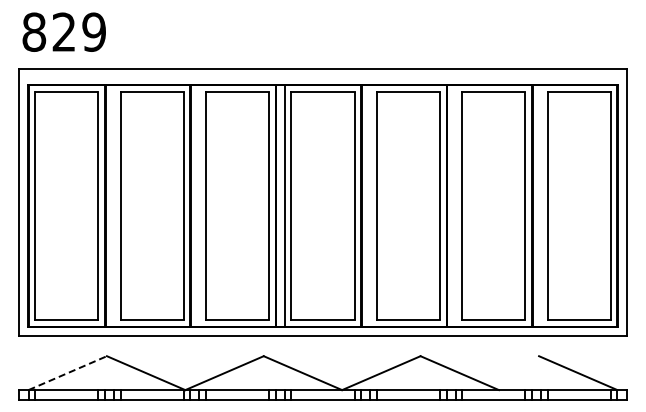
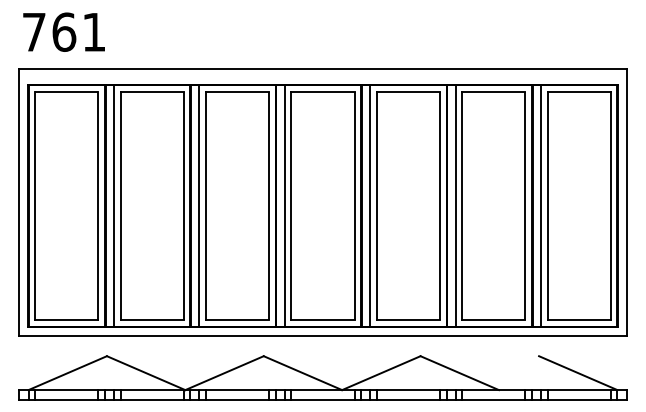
text: 829 -> 761 (63, 31)
line: none -> present (113, 205)
line: none -> present (199, 205)
line: none -> present (370, 205)
line: none -> present (455, 205)
line: none -> present (541, 205)
line: dashed -> solid (67, 373)
